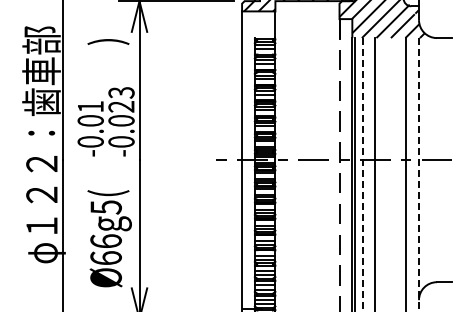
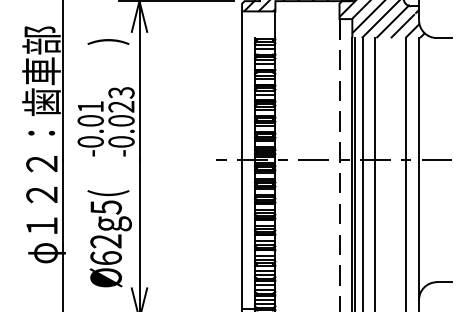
line: dashed -> solid (362, 174)
line: dashed -> solid (419, 174)
text: Ø66g5( -> Ø62g5( (105, 241)
